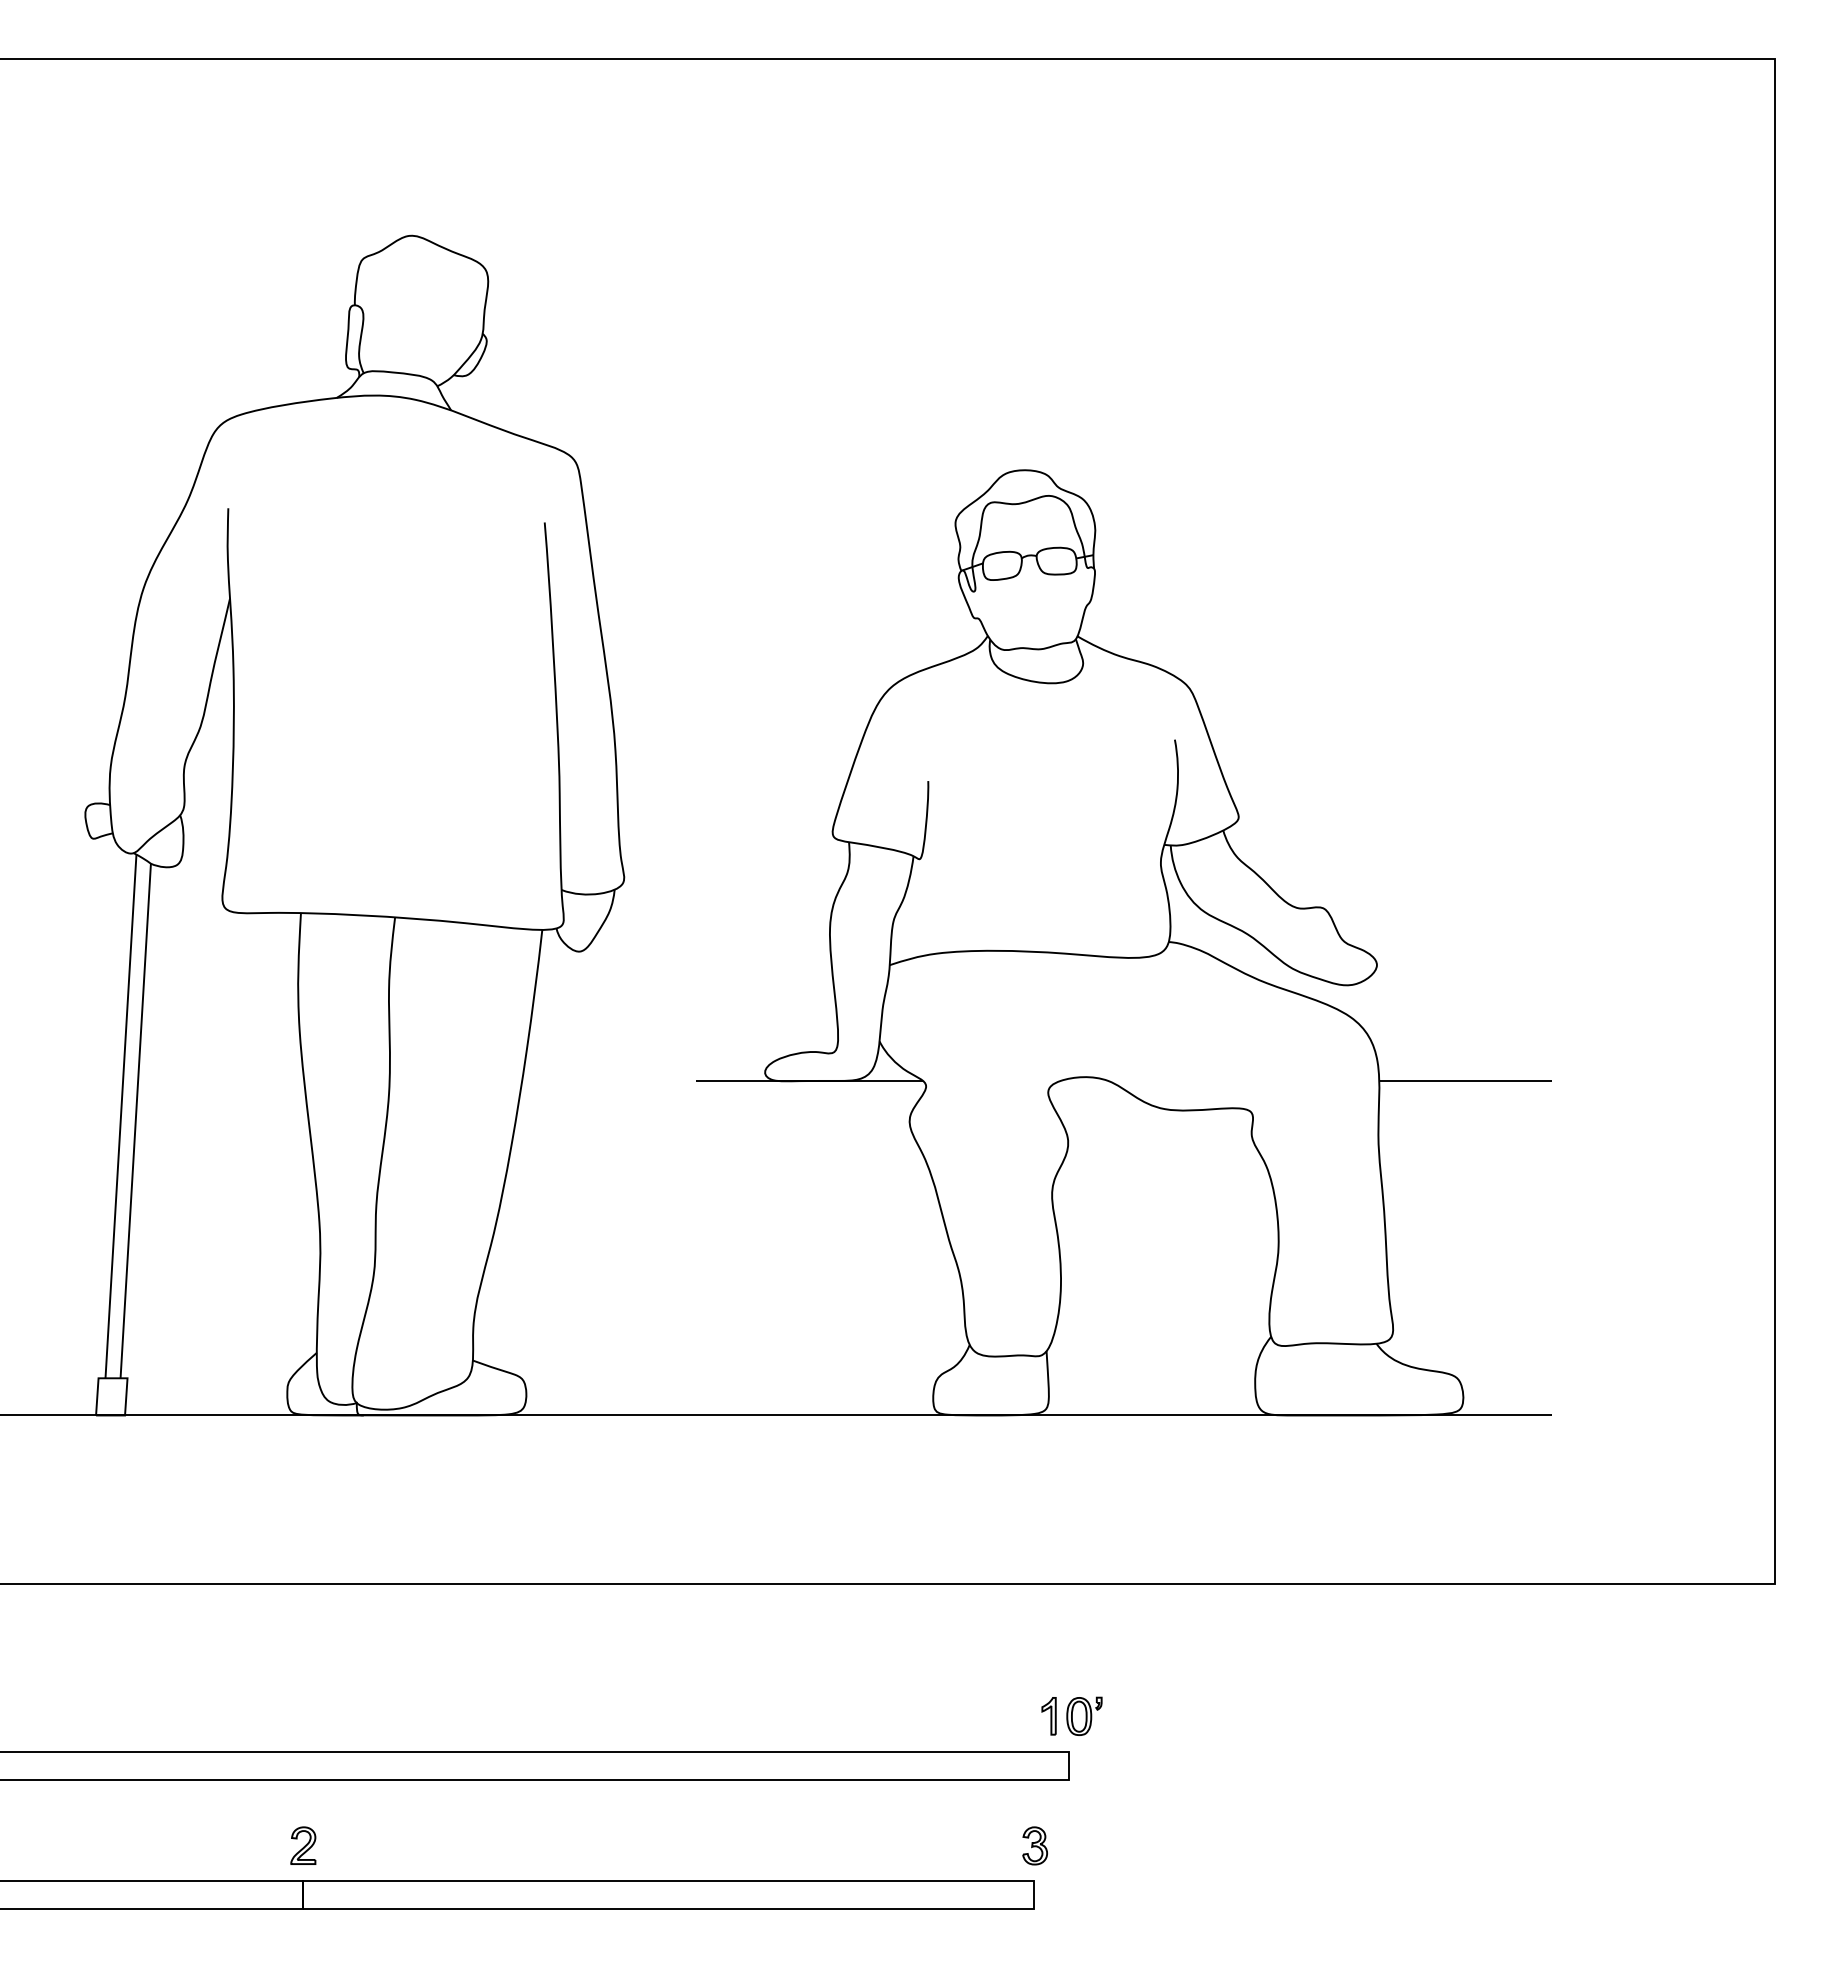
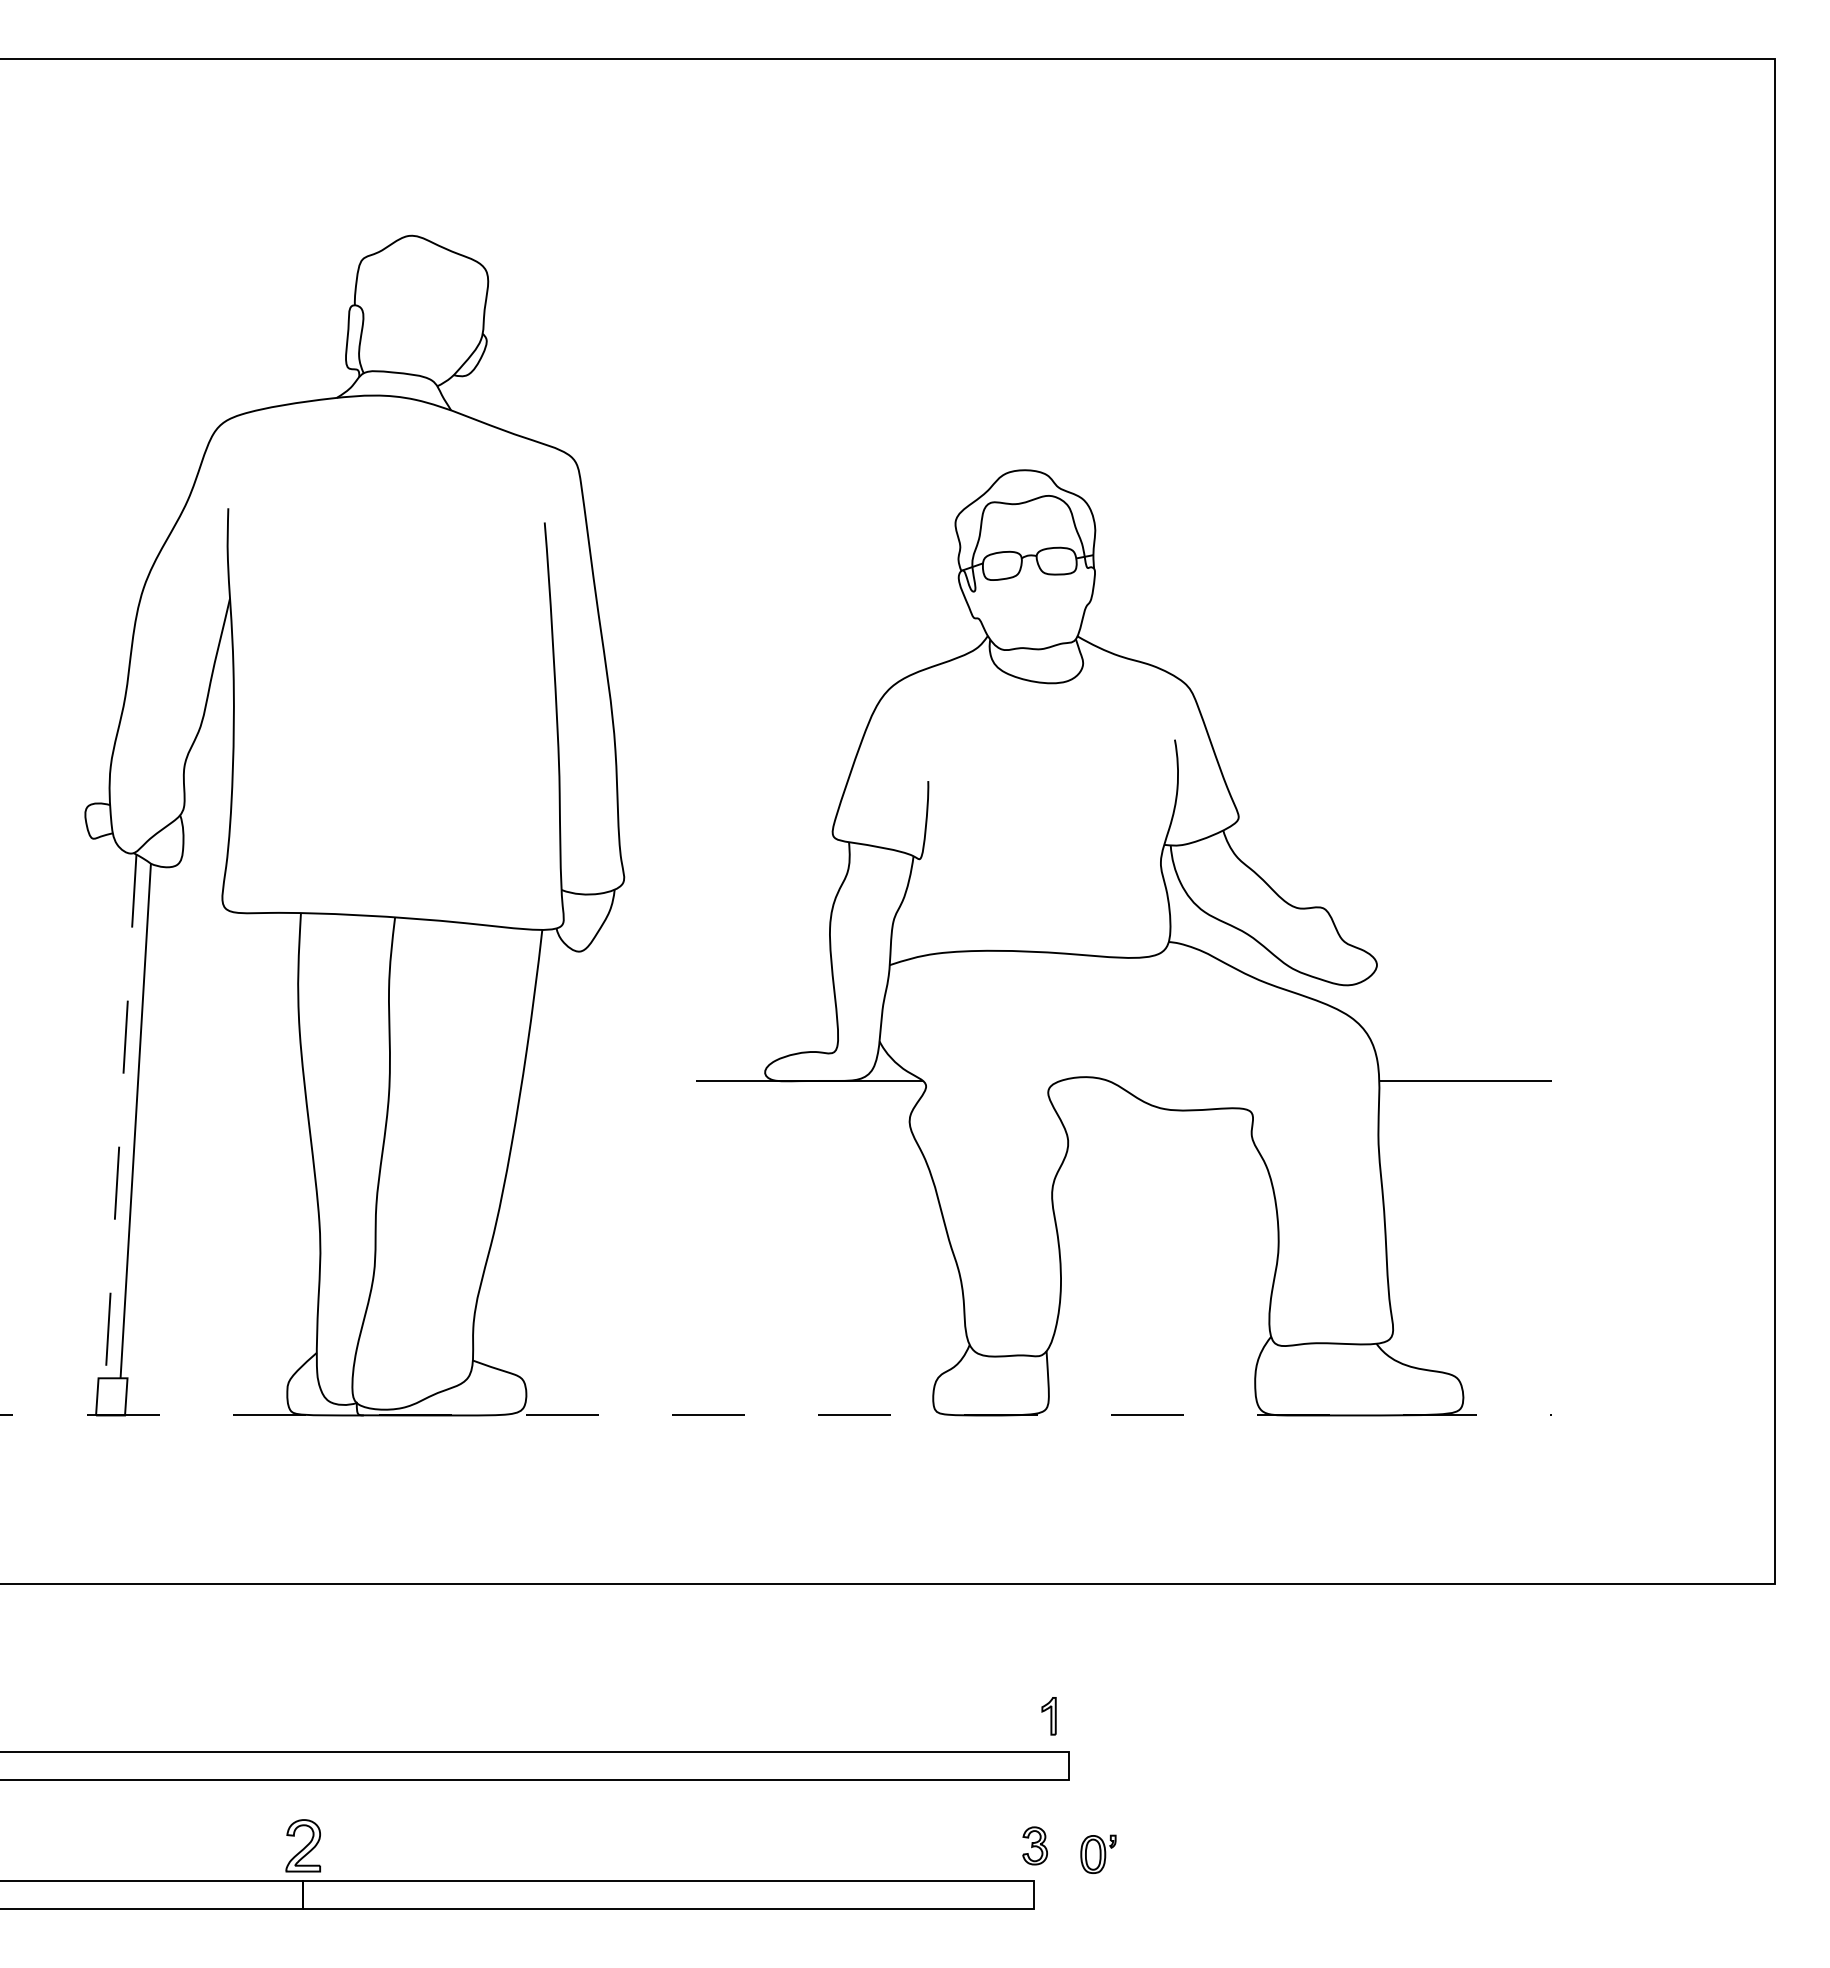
line: solid -> dashed (120, 1116)
line: solid -> dashed (776, 1415)
part position: (1084, 1715) -> (1098, 1853) (1098, 1853)
part size: 27x39 px -> 36x54 px (302, 1845)
